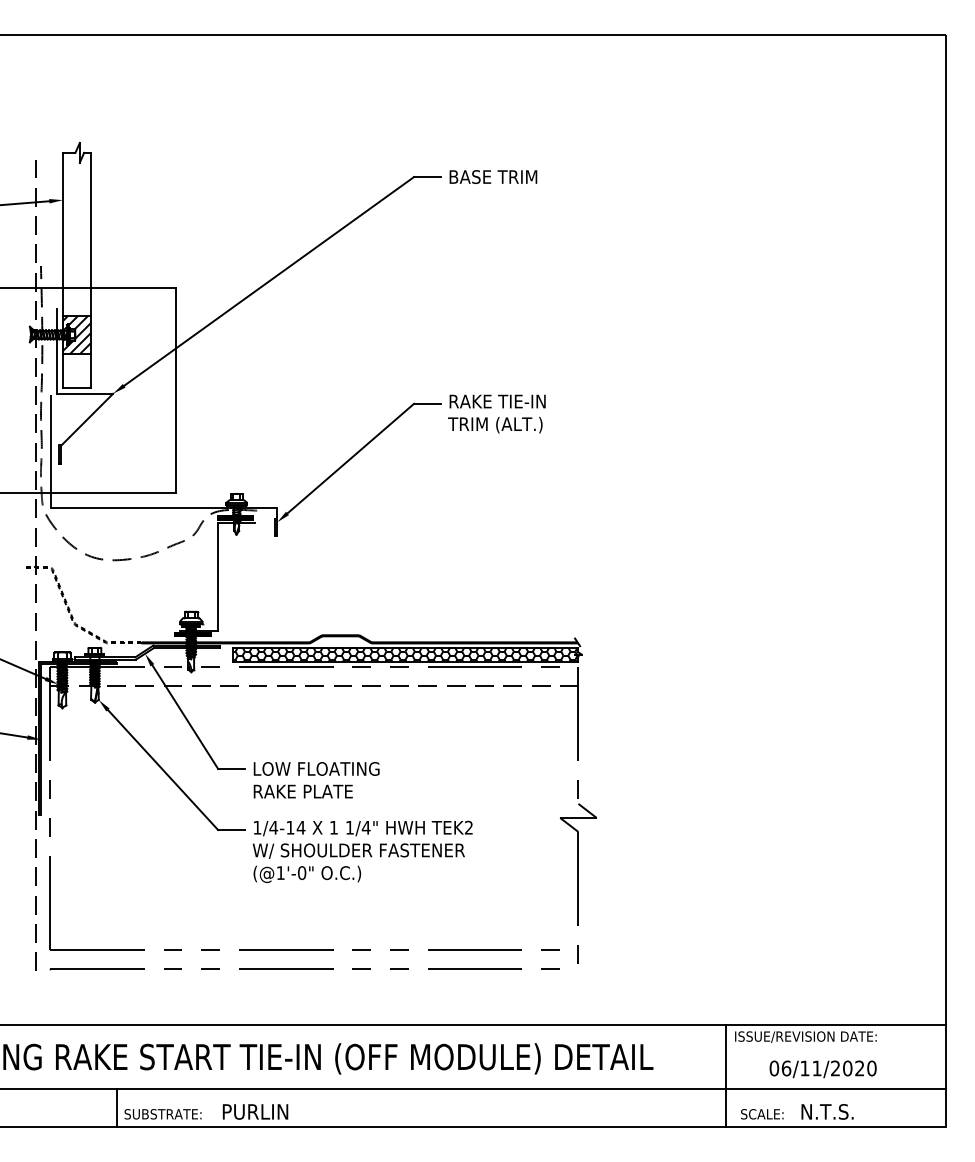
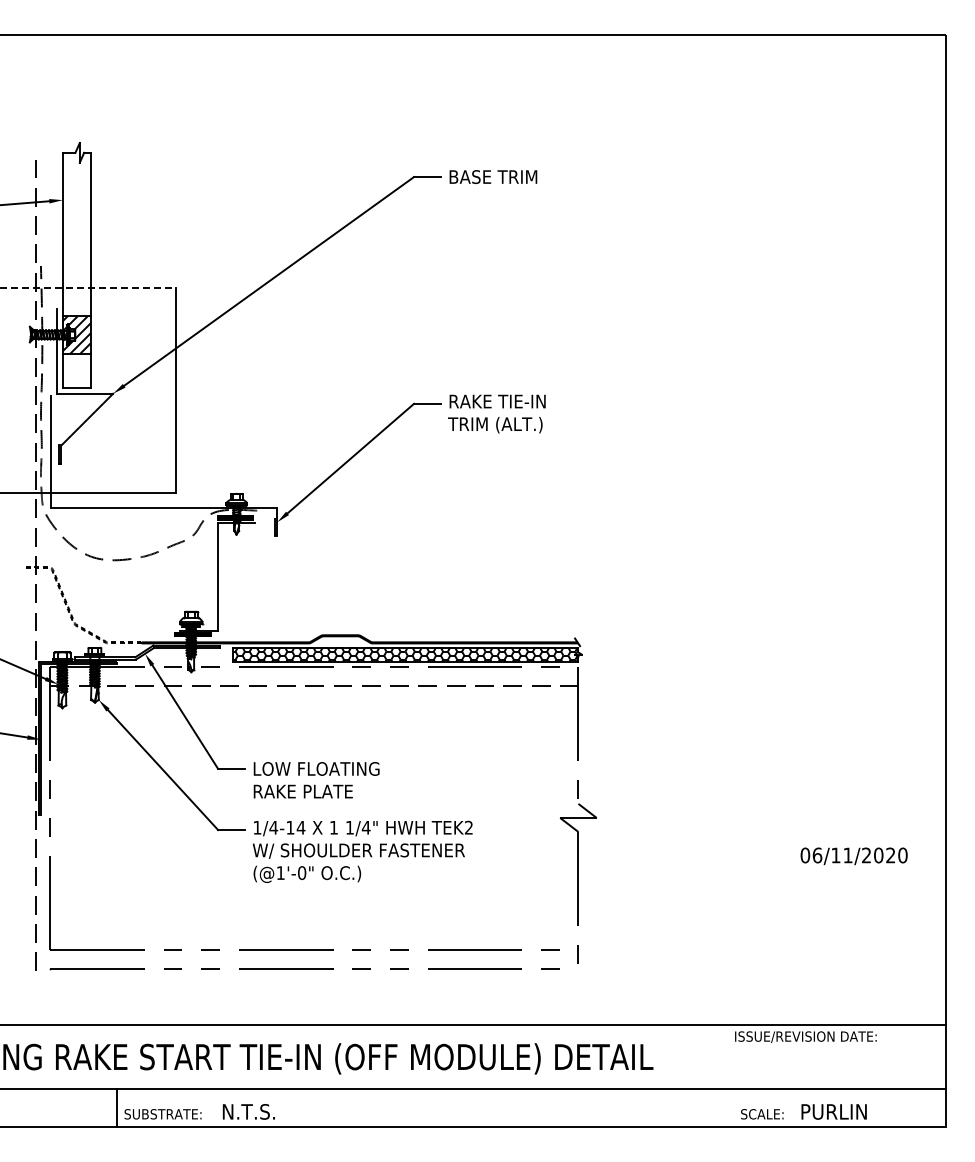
line: solid -> dashed (88, 287)
text position: (822, 1069) -> (853, 856) (853, 856)
line: present -> none (726, 1075)
text: PURLIN -> N.T.S. (256, 1111)
text: N.T.S. -> PURLIN (834, 1111)
